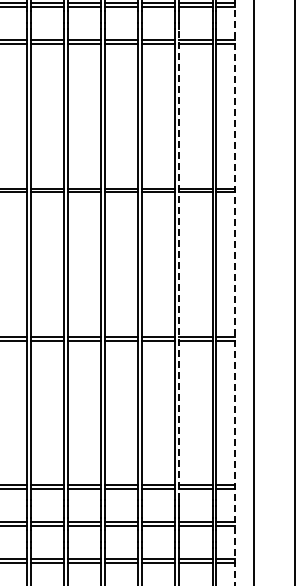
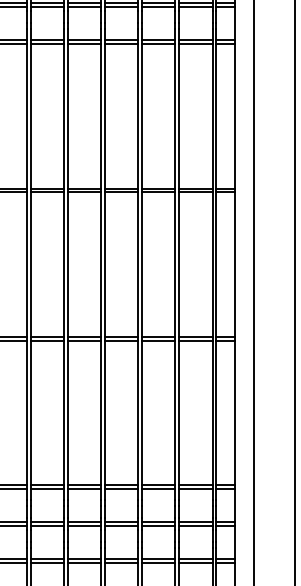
line: dashed -> solid (179, 264)
line: dashed -> solid (234, 292)
